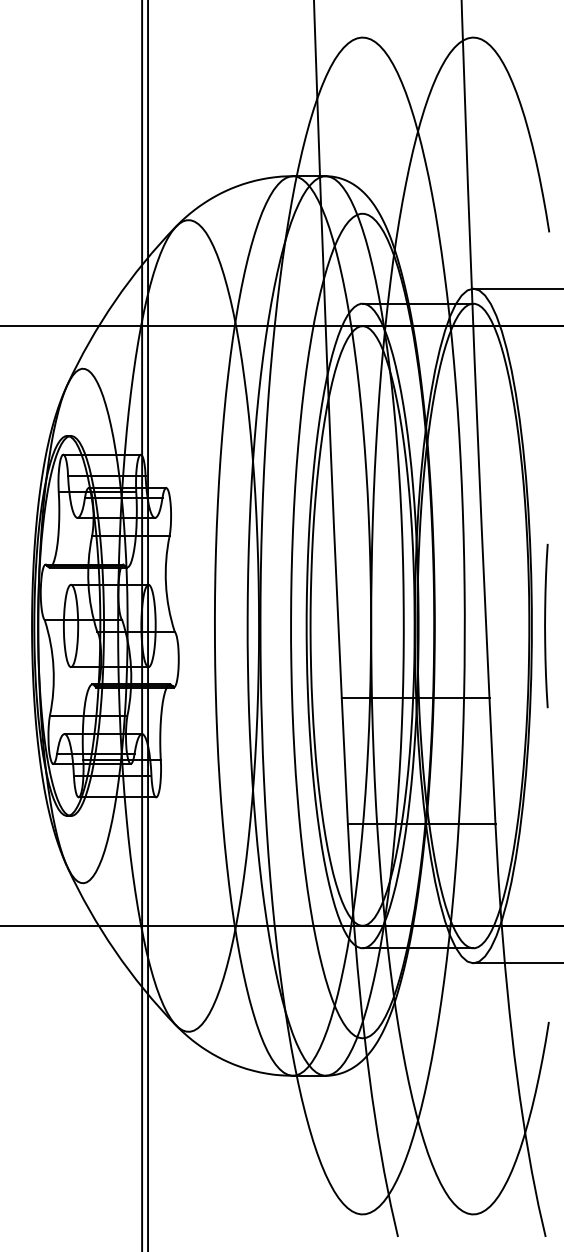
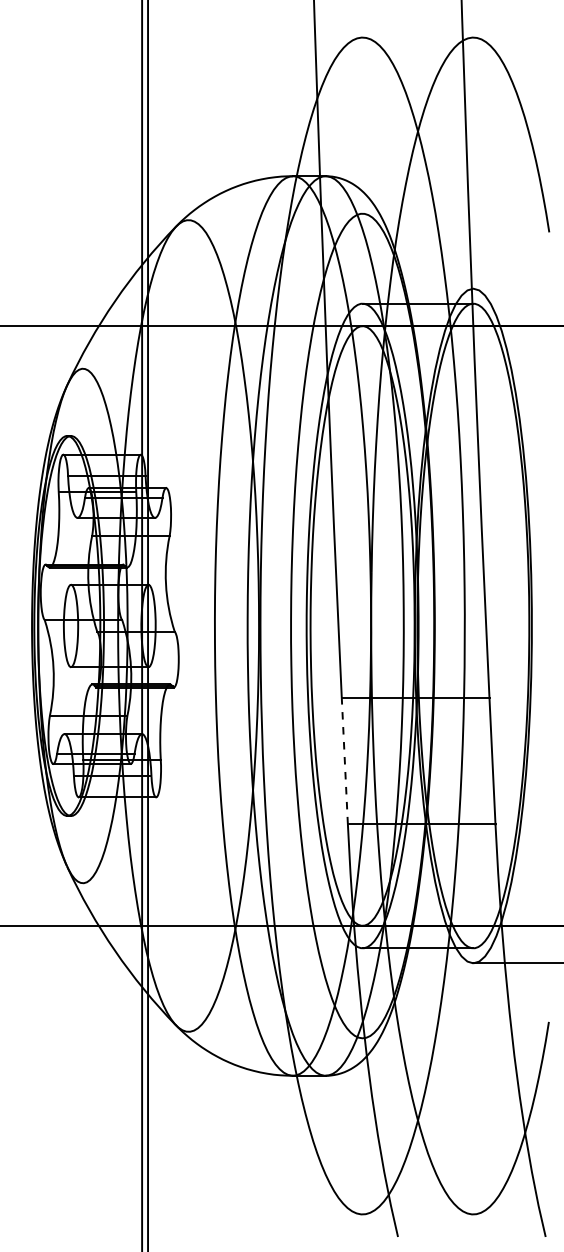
line: present -> none (516, 288)
curve: present -> none (545, 625)
line: solid -> dashed (344, 760)
